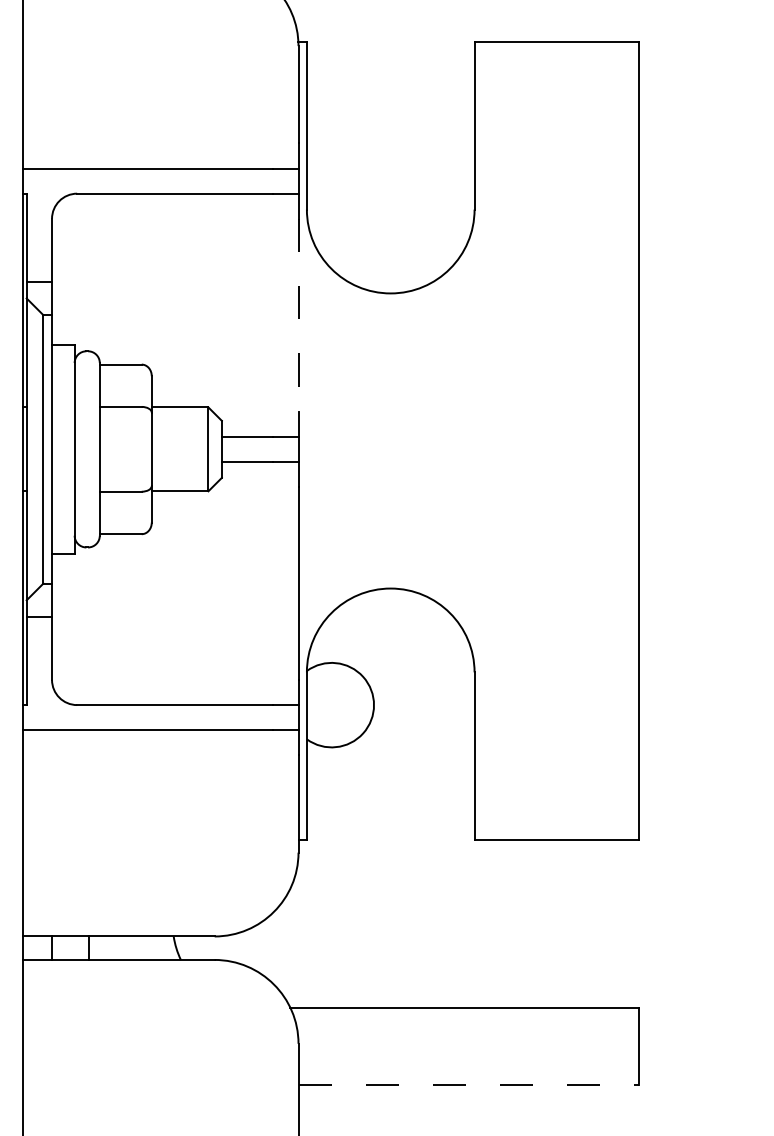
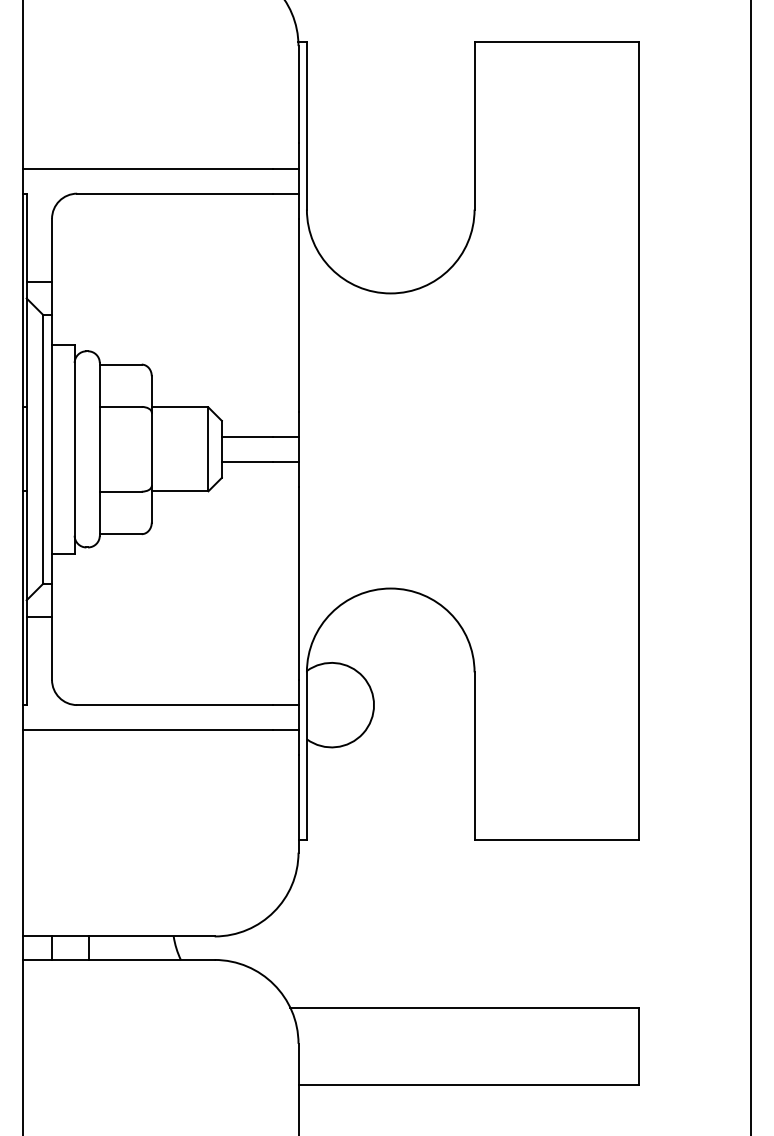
line: dashed -> solid (298, 315)
line: none -> present (750, 567)
line: dashed -> solid (469, 1084)
